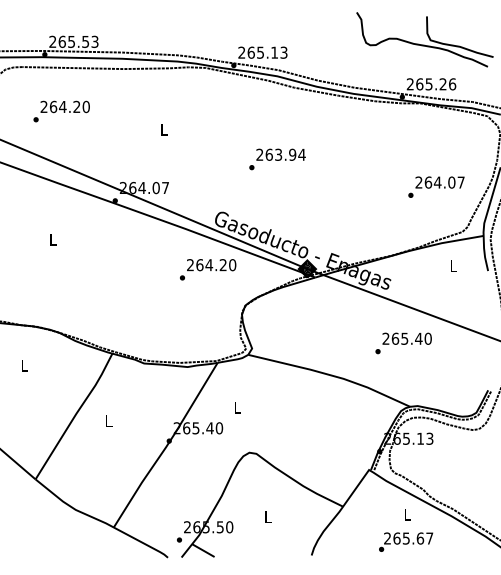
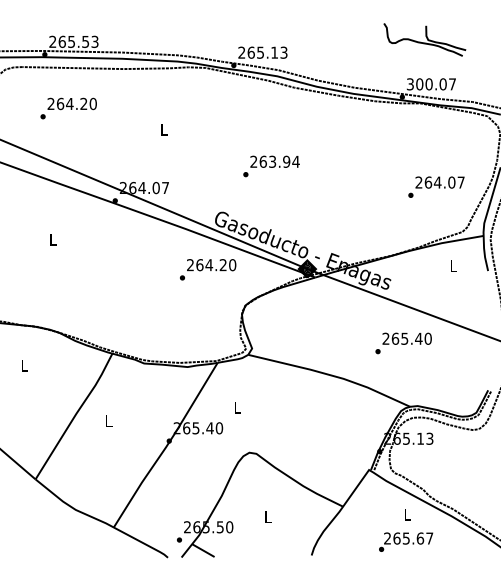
part size: 138x56 px -> 84x34 px (424, 39)
text: 265.26 -> 300.07 (431, 84)
text position: (61, 111) -> (68, 108) (68, 108)
text position: (277, 159) -> (271, 166) (271, 166)
